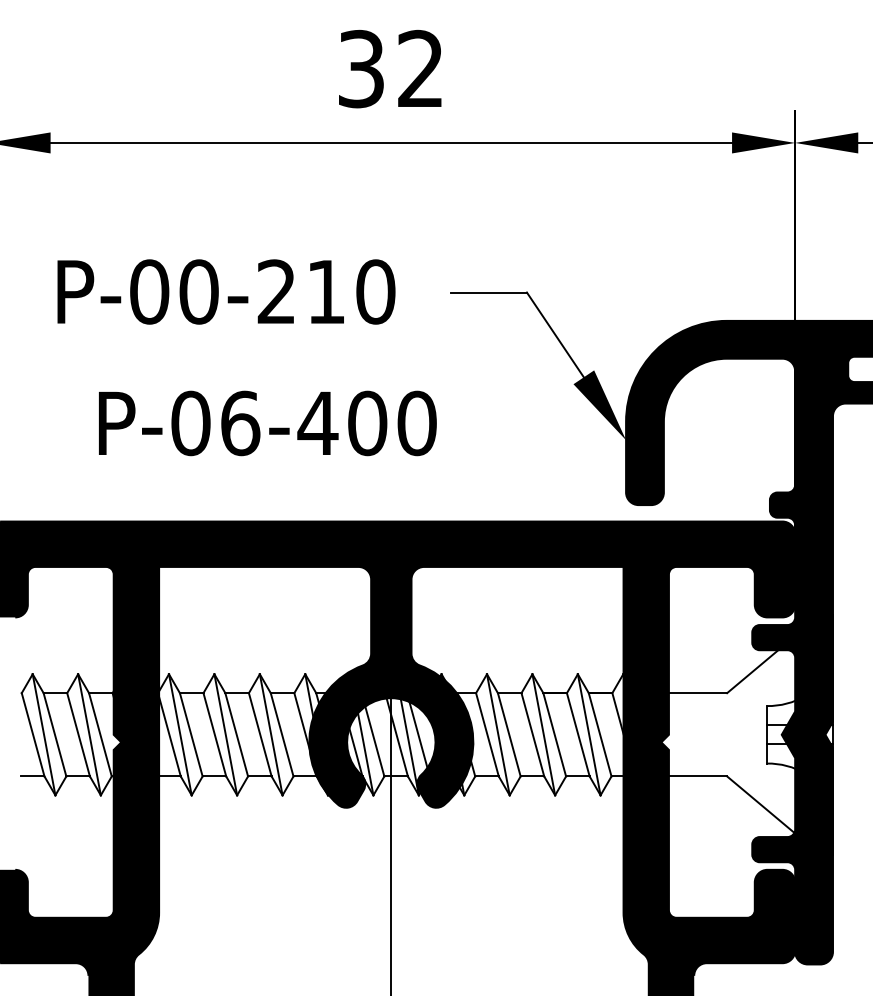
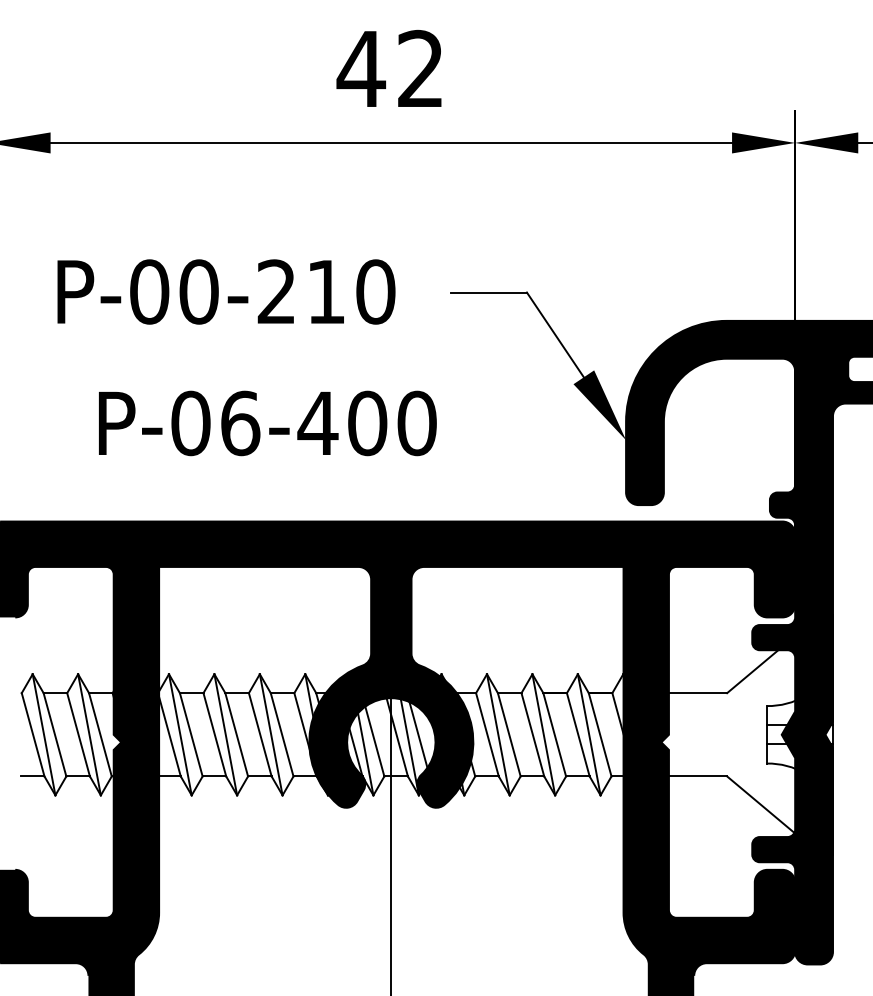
text: 32 -> 42 (361, 68)
